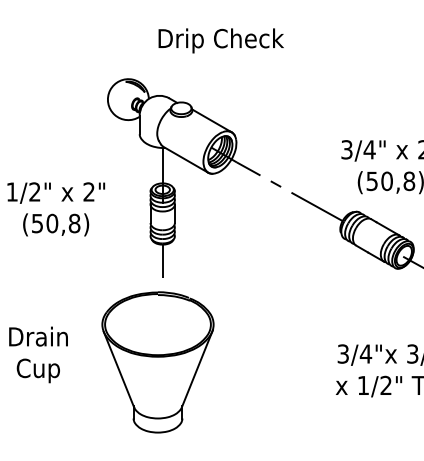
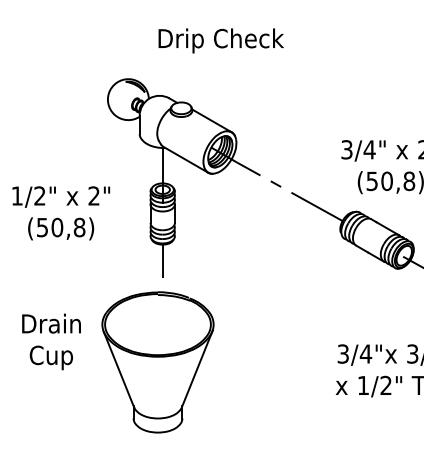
text position: (56, 209) -> (61, 213) (61, 213)
text position: (38, 354) -> (51, 341) (51, 341)
